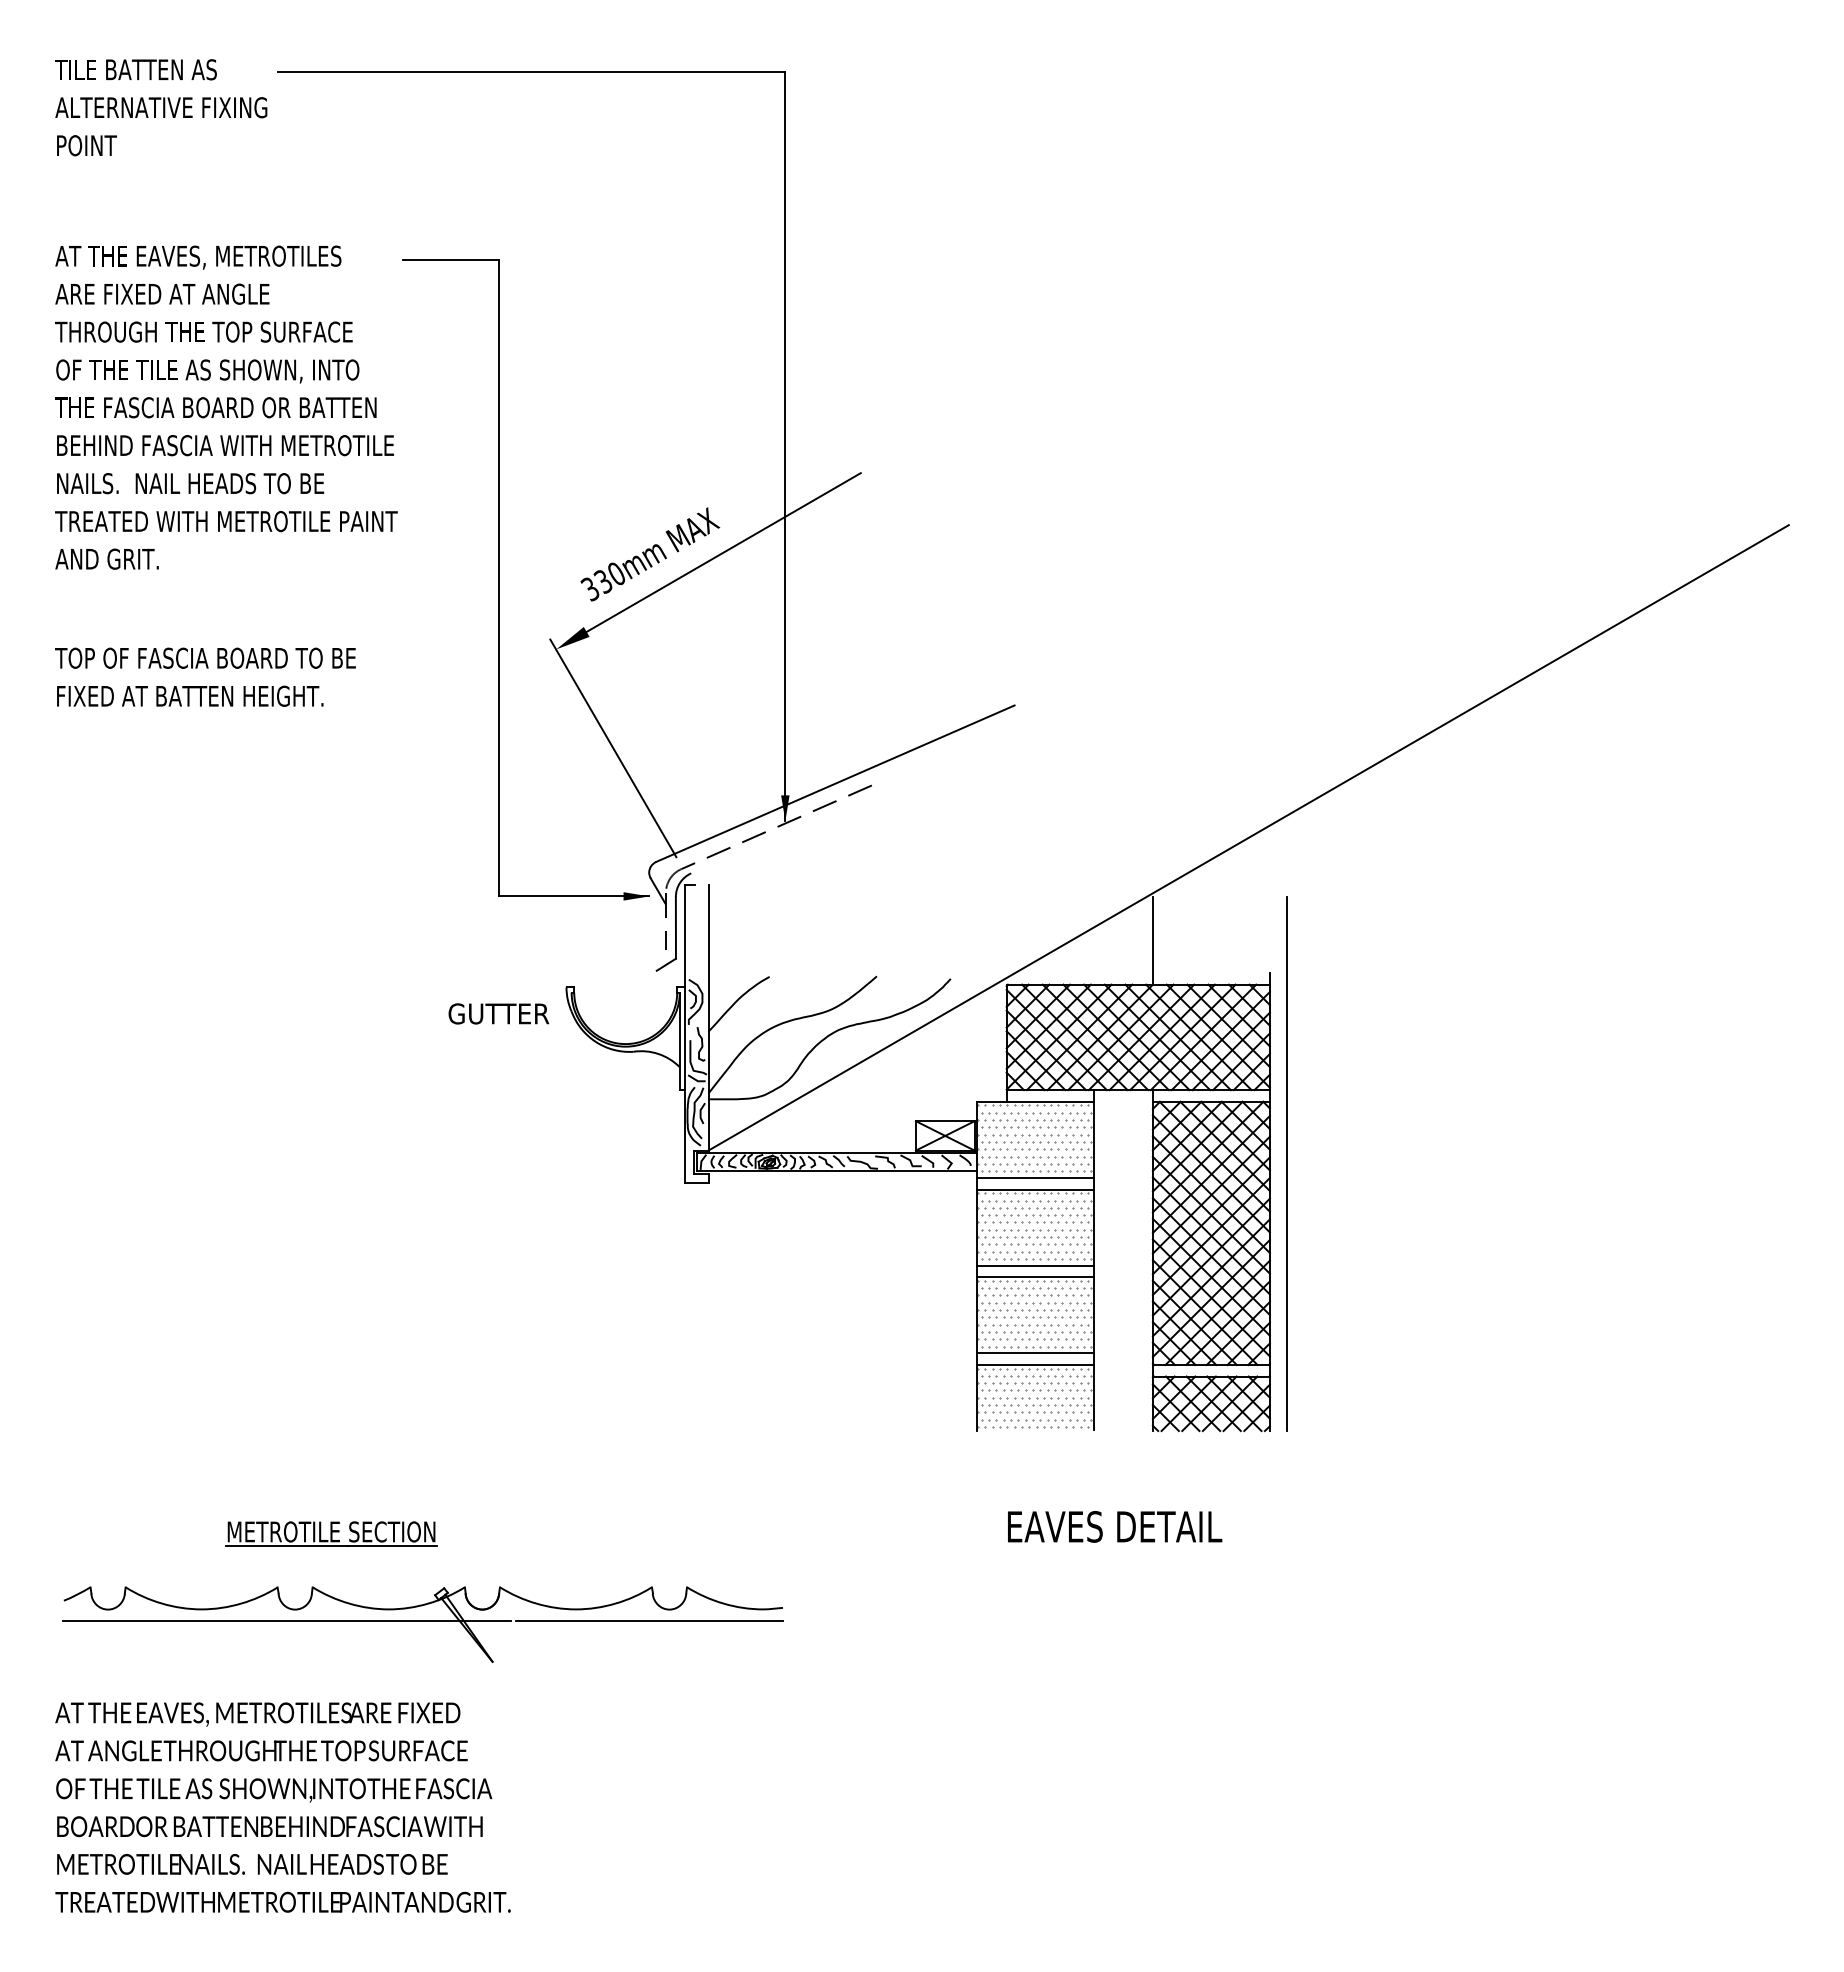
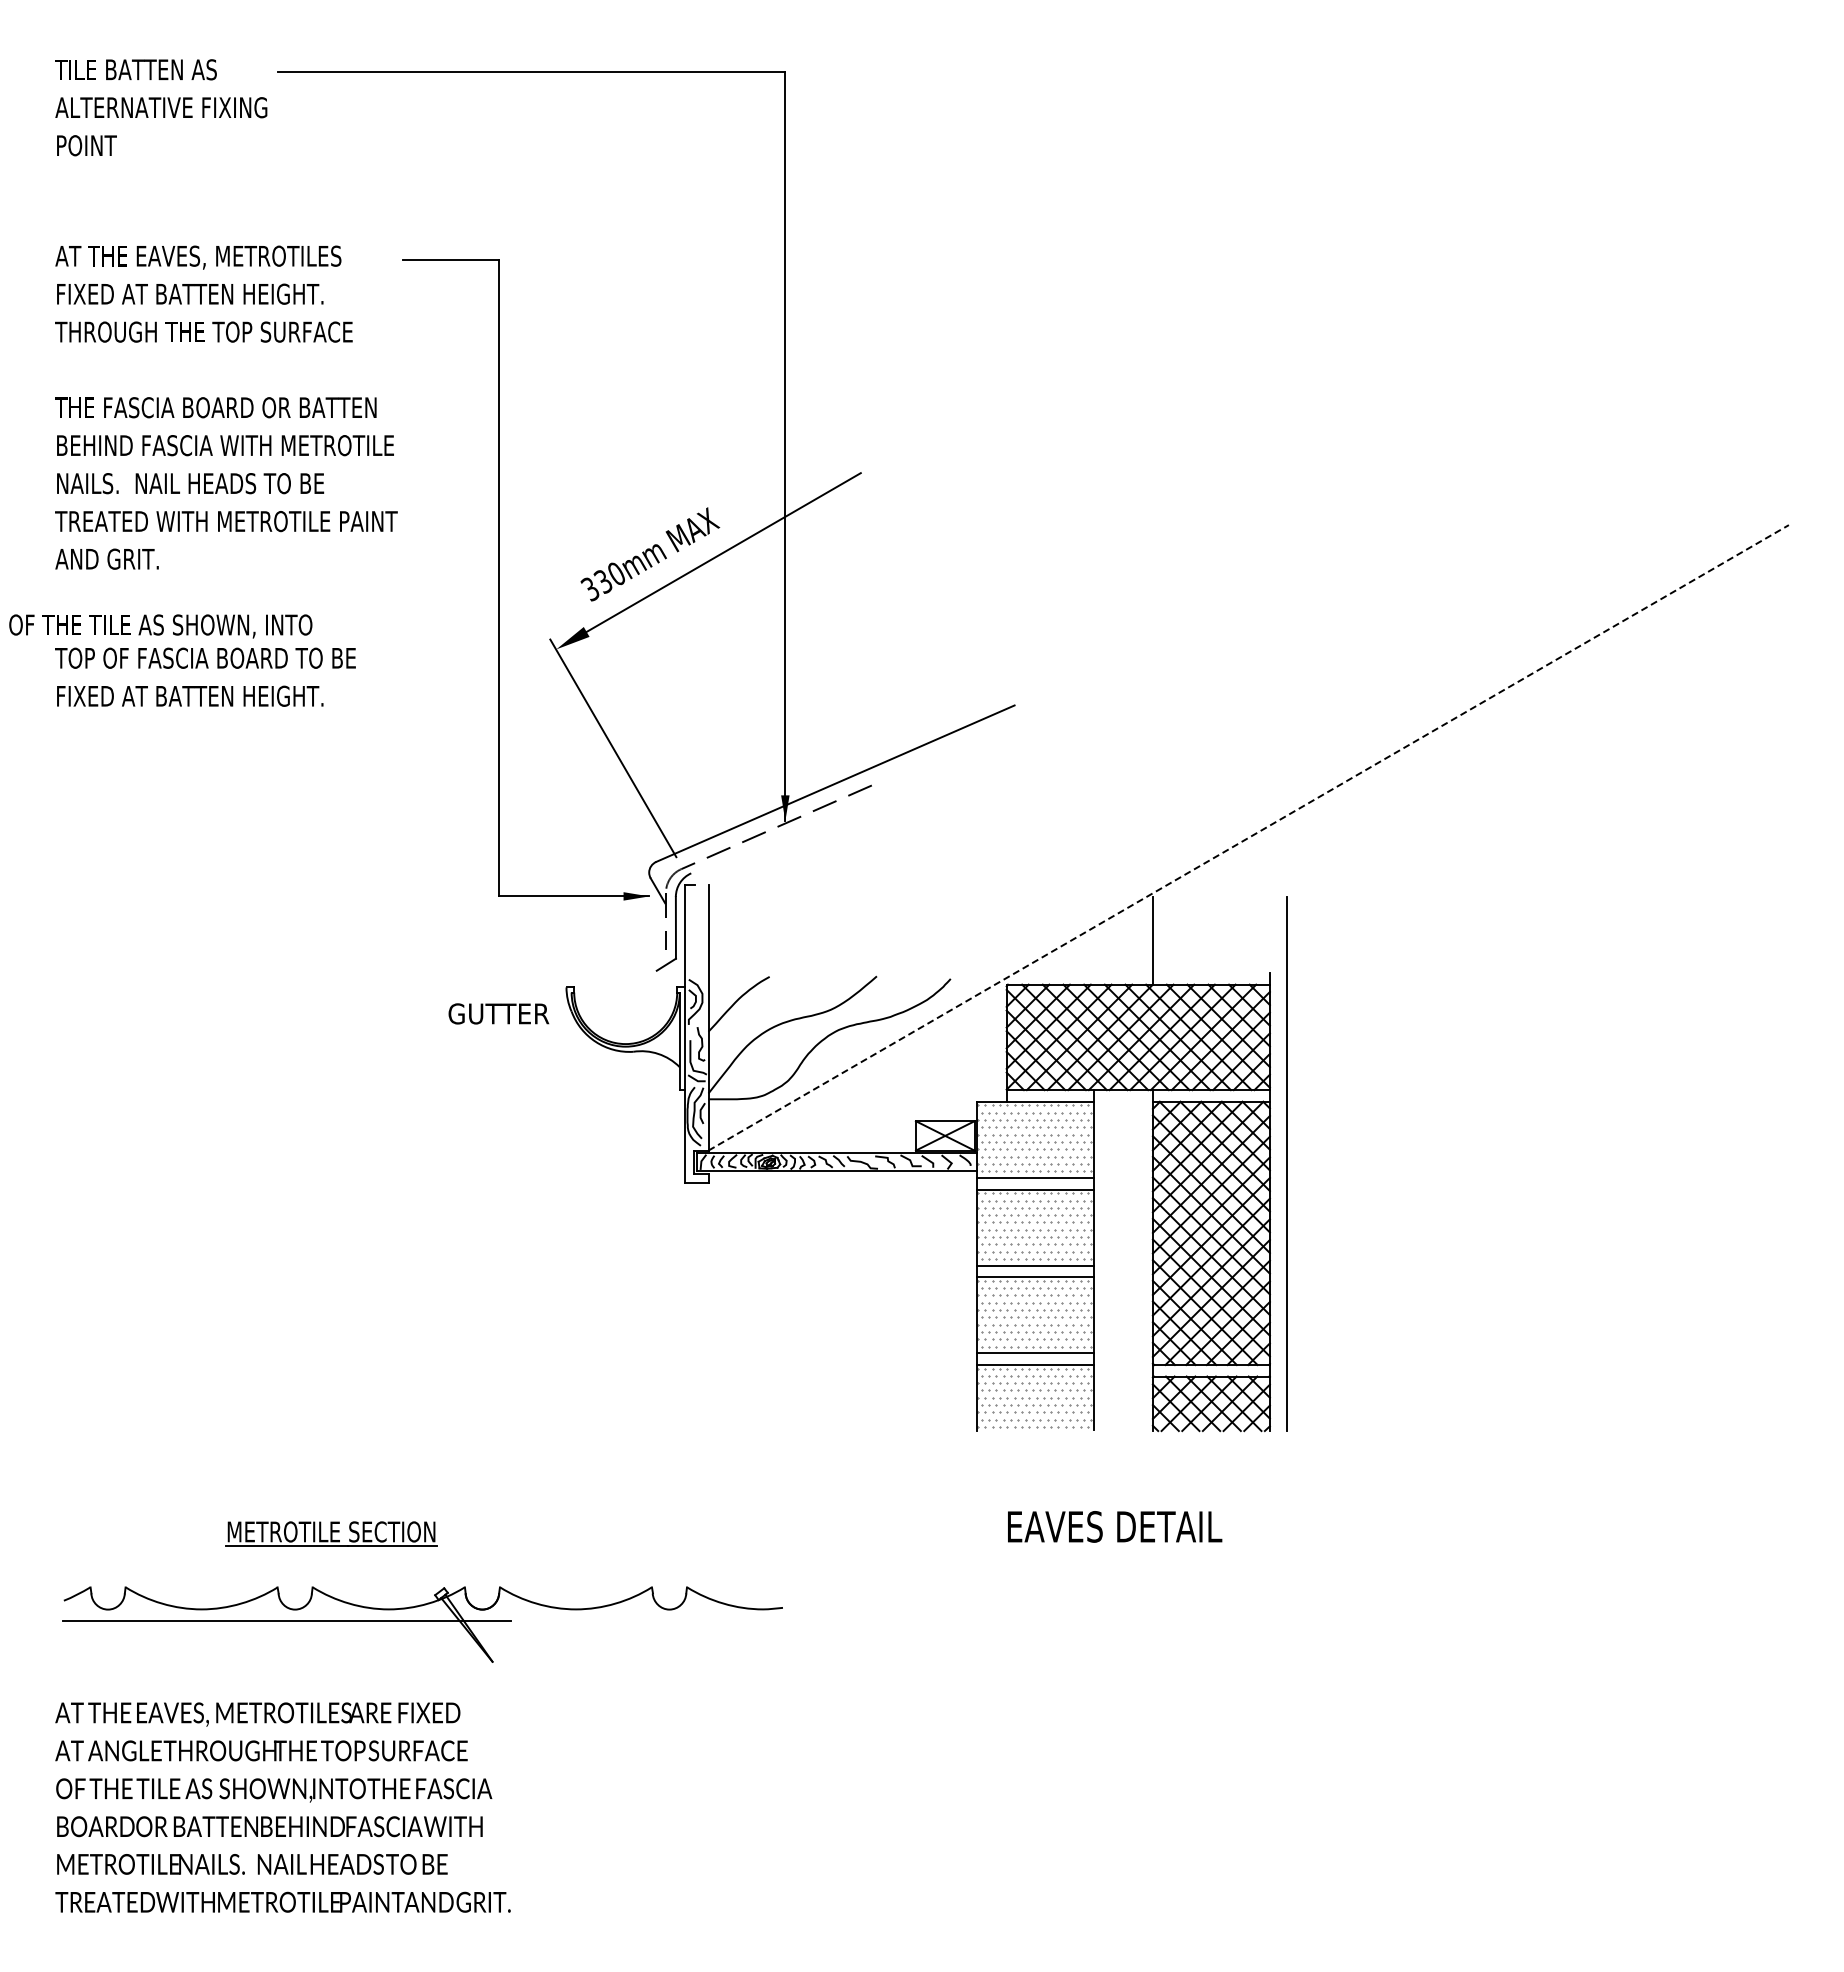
text: ARE FIXED AT ANGLE -> FIXED AT BATTEN HEIGHT. (189, 293)
text position: (207, 371) -> (160, 626) (160, 626)
line: solid -> dashed (1249, 837)
line: present -> none (649, 1621)
